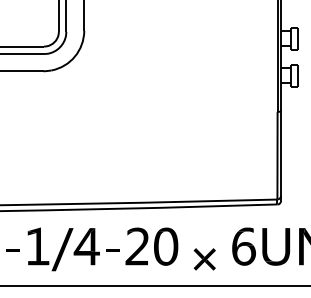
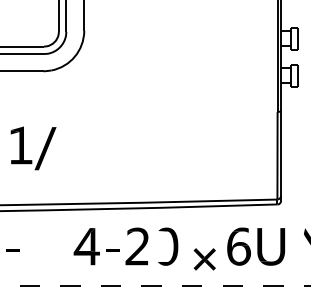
fill: present -> none (159, 246)
part position: (261, 246) -> (256, 246) (256, 246)
fill: present -> none (302, 246)
part position: (58, 253) -> (41, 152) (41, 152)
line: solid -> dashed (155, 286)
